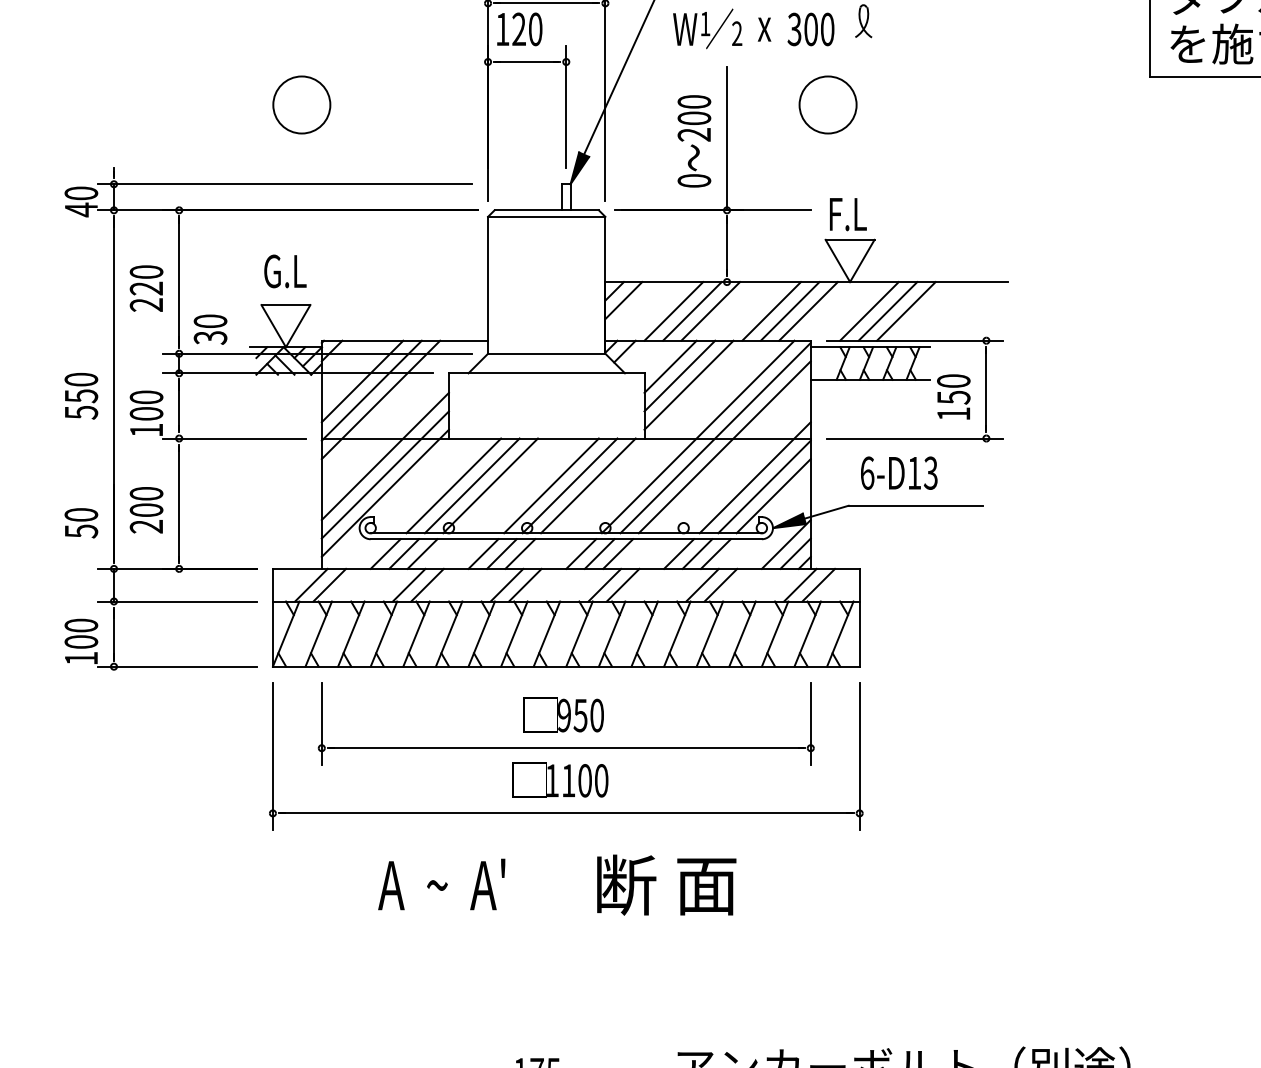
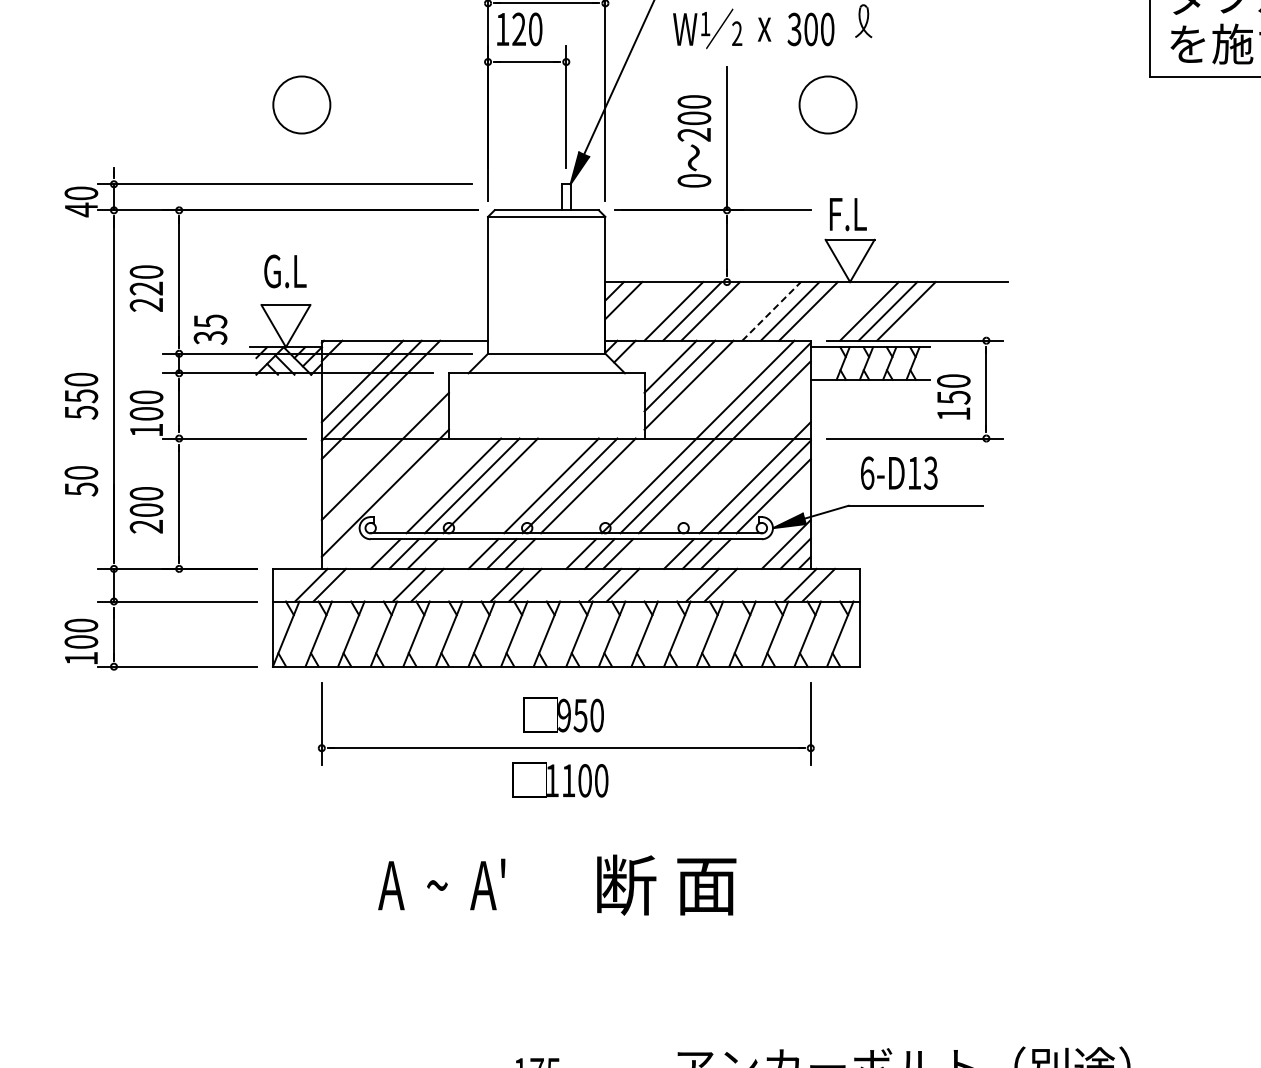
line: solid -> dashed (772, 311)
text: 30 -> 35 (210, 321)
line: present -> none (384, 474)
text position: (81, 523) -> (81, 481) (81, 481)
part: present -> none (566, 812)
